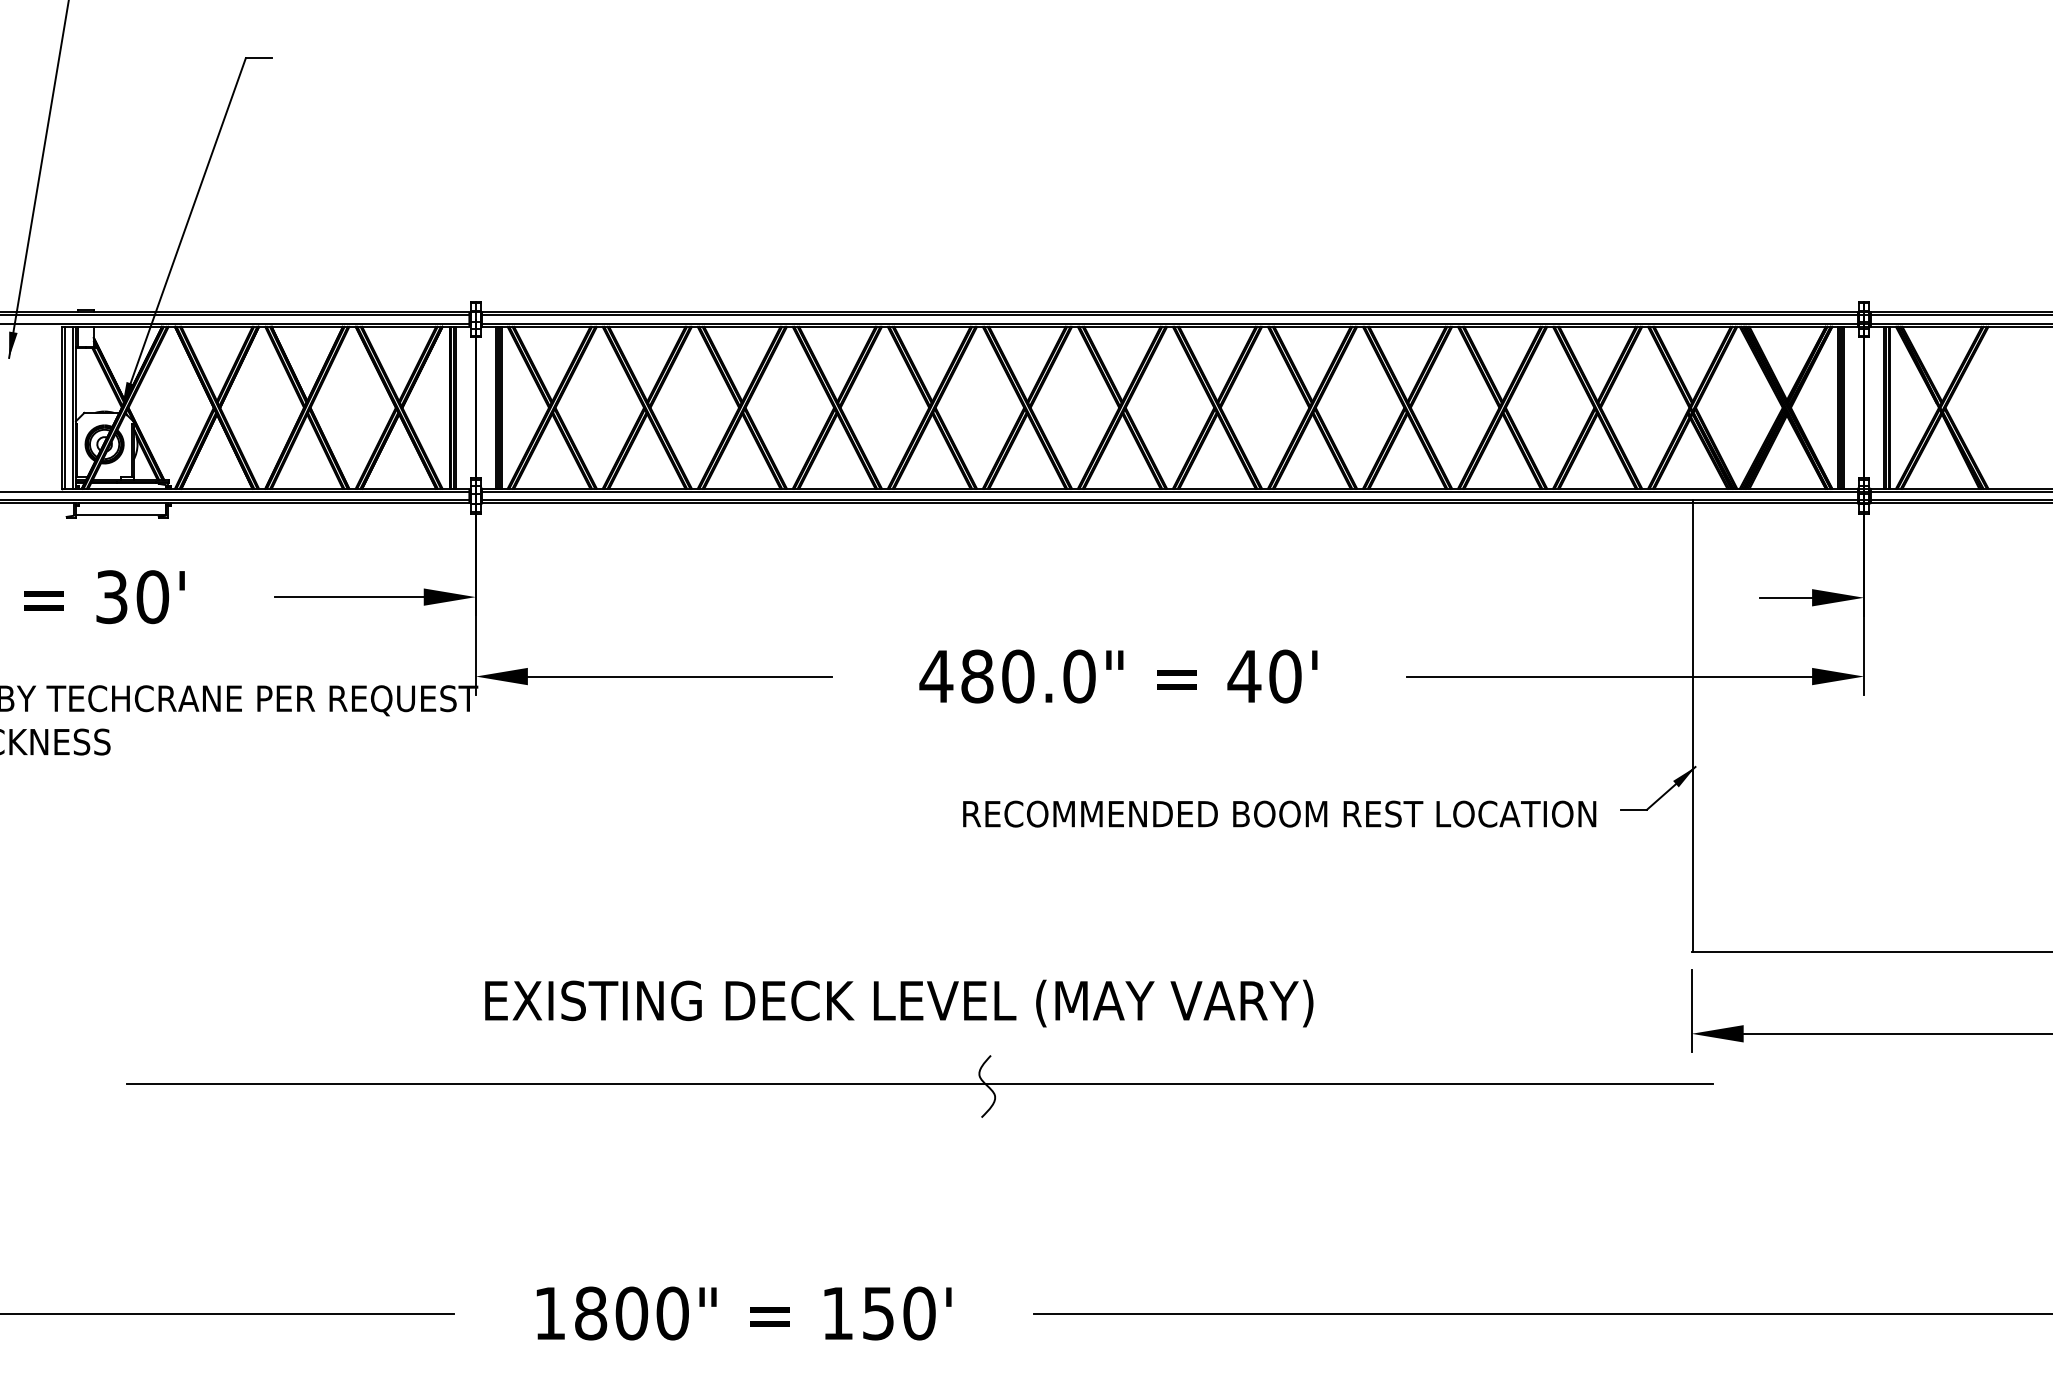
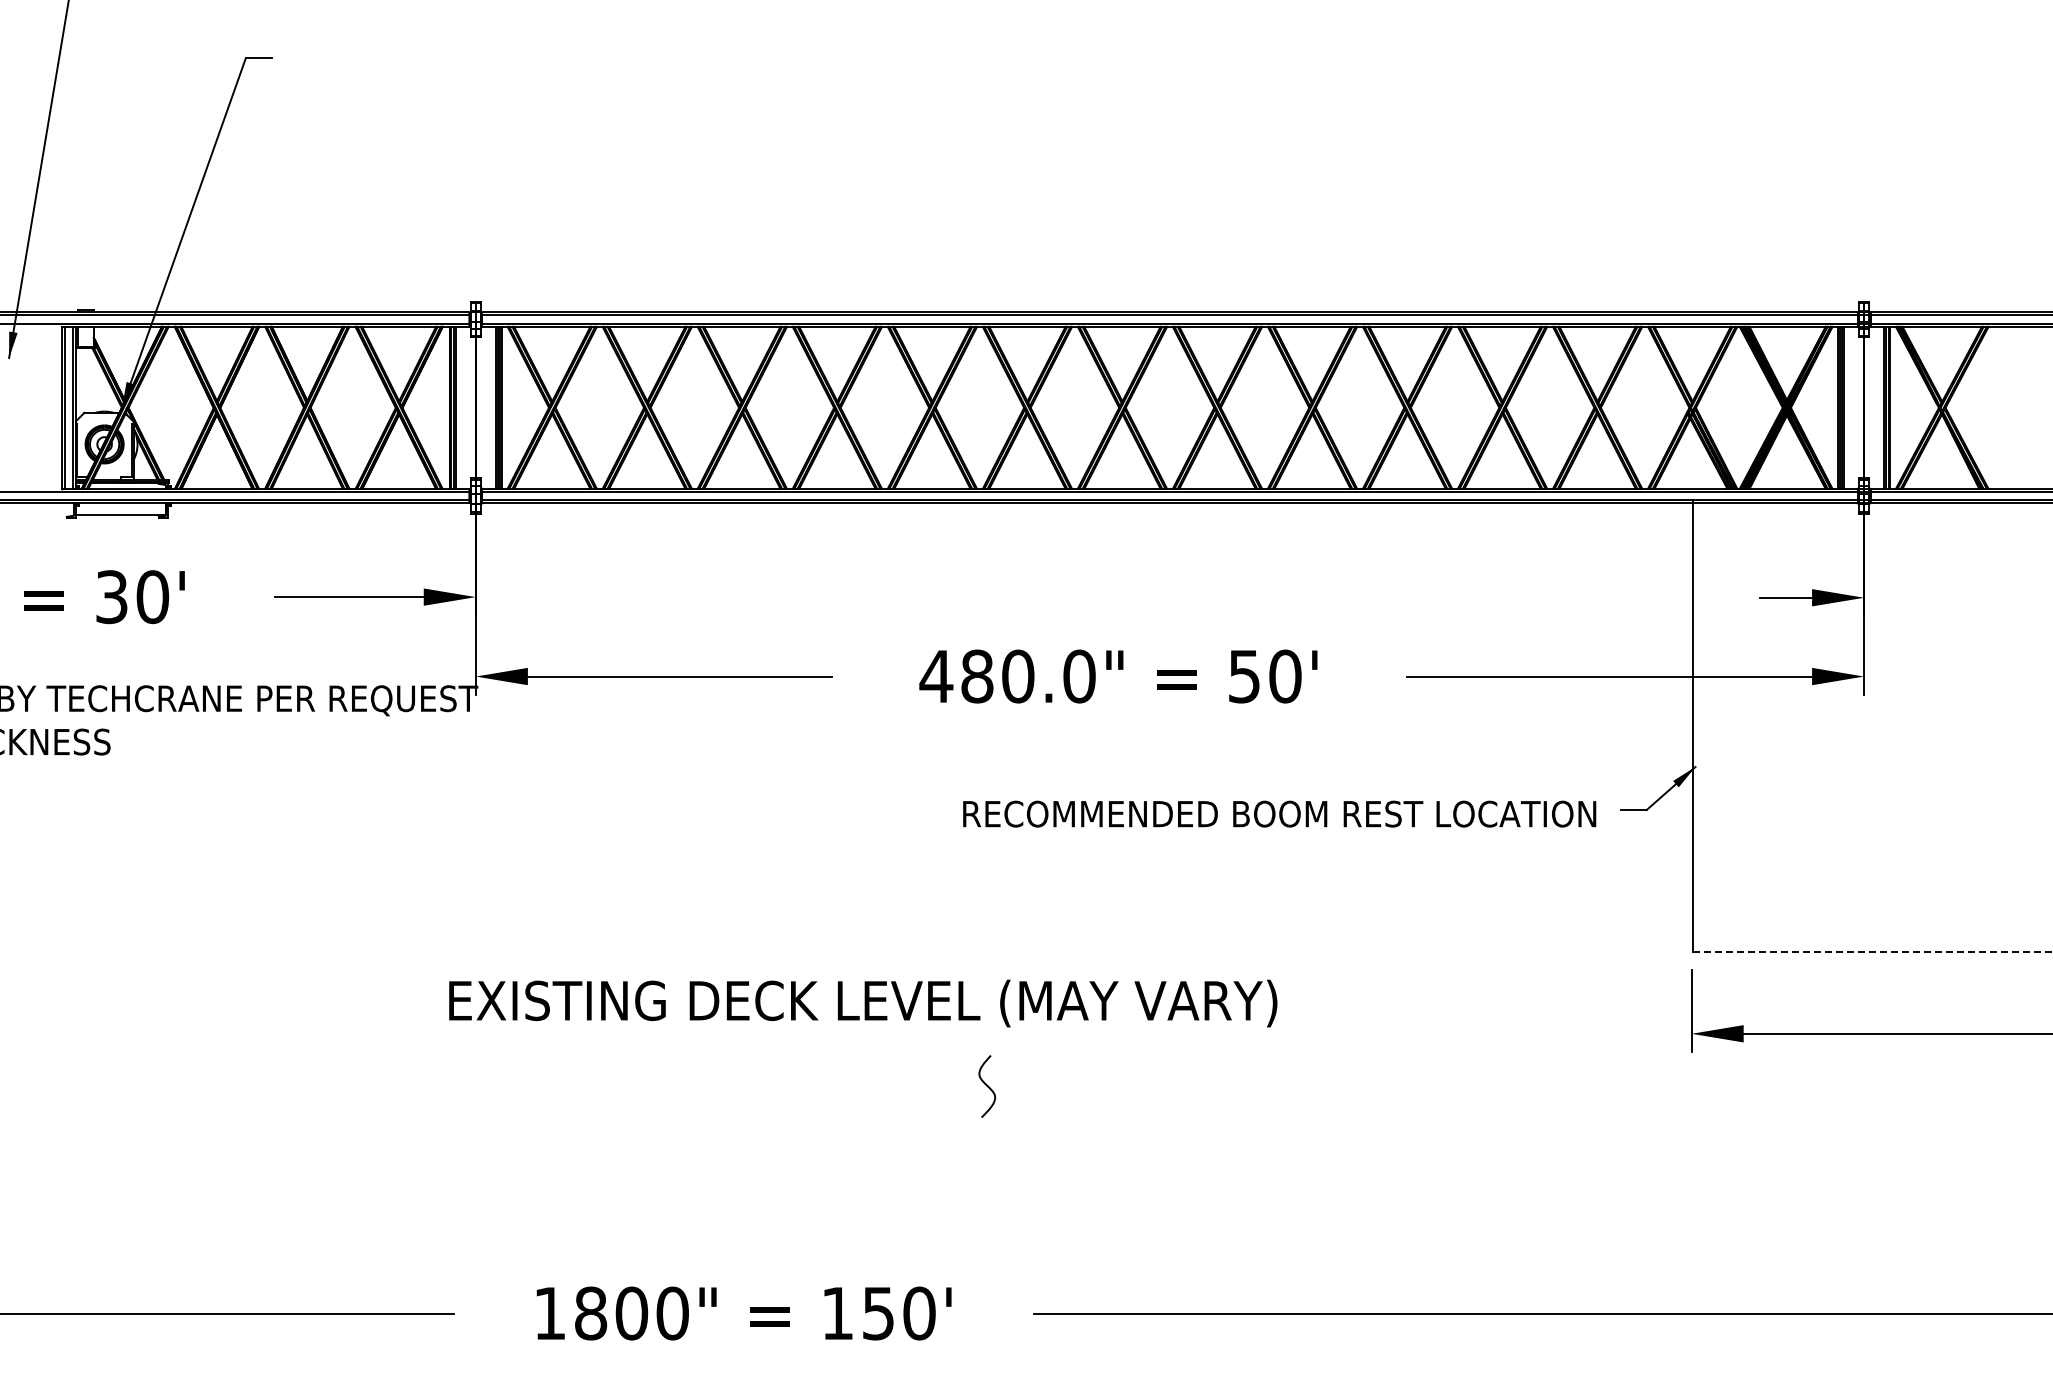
text: 40' -> 50' (1244, 676)
line: solid -> dashed (1871, 951)
text position: (899, 1003) -> (863, 1003) (863, 1003)
line: present -> none (919, 1083)
